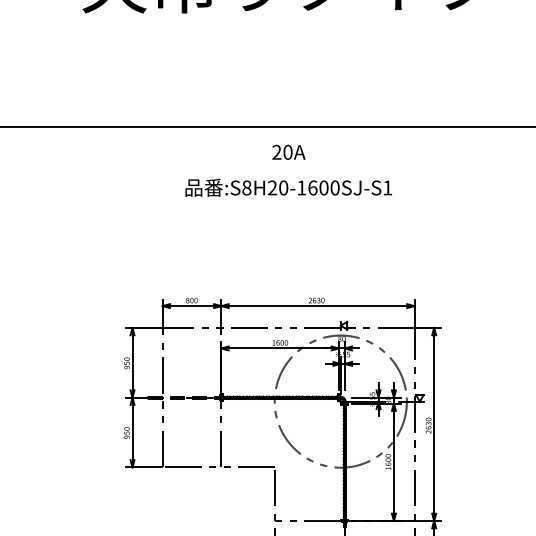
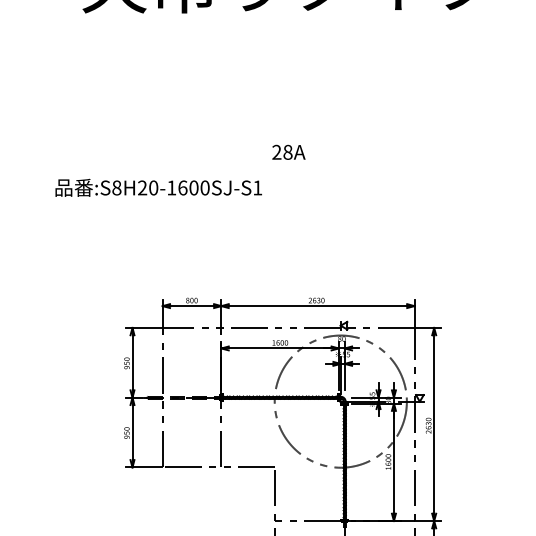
line: present -> none (267, 126)
text: 20A -> 28A (287, 152)
text position: (288, 187) -> (158, 187) (158, 187)
